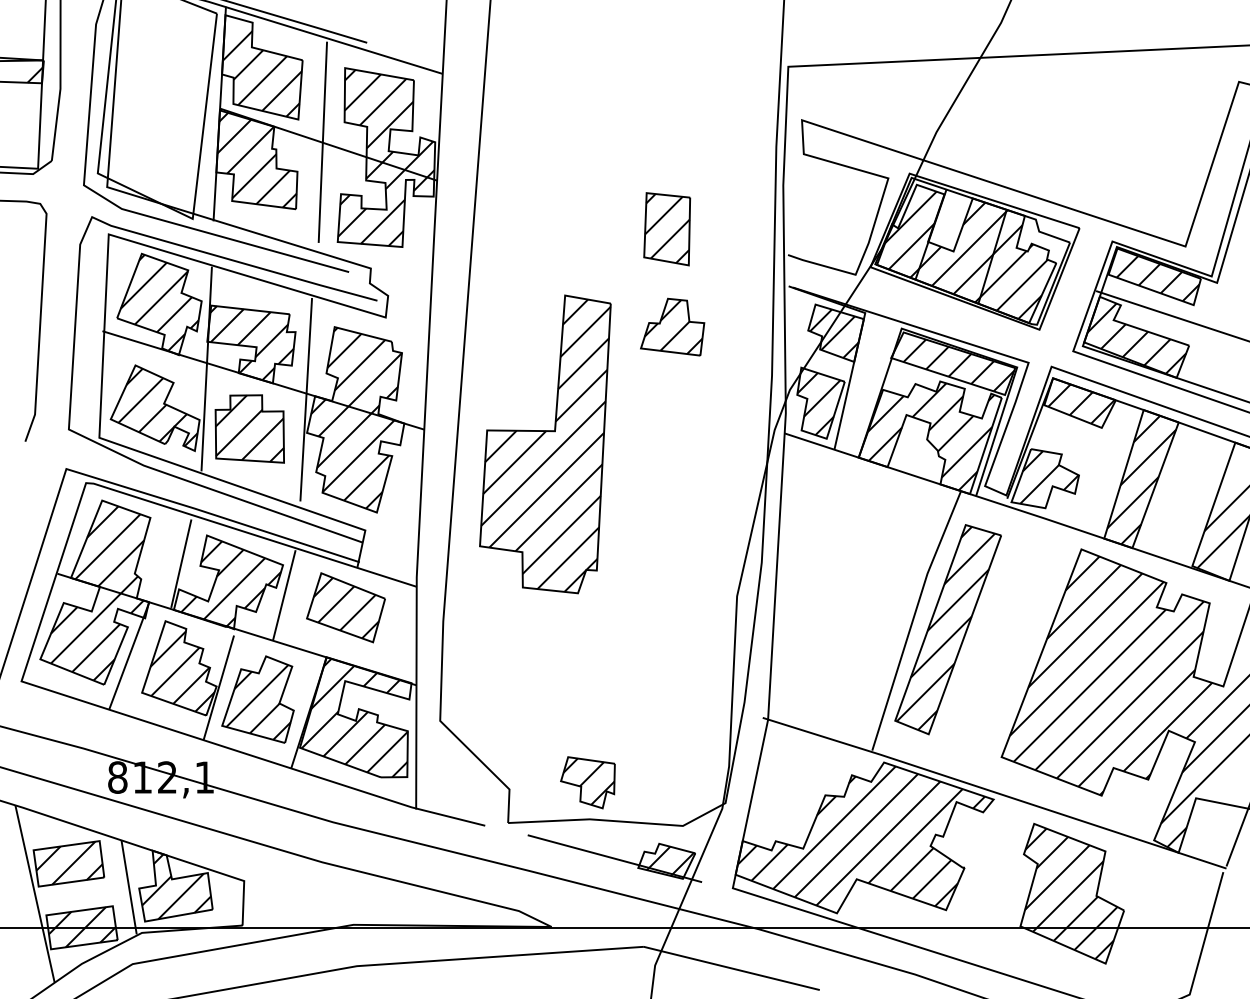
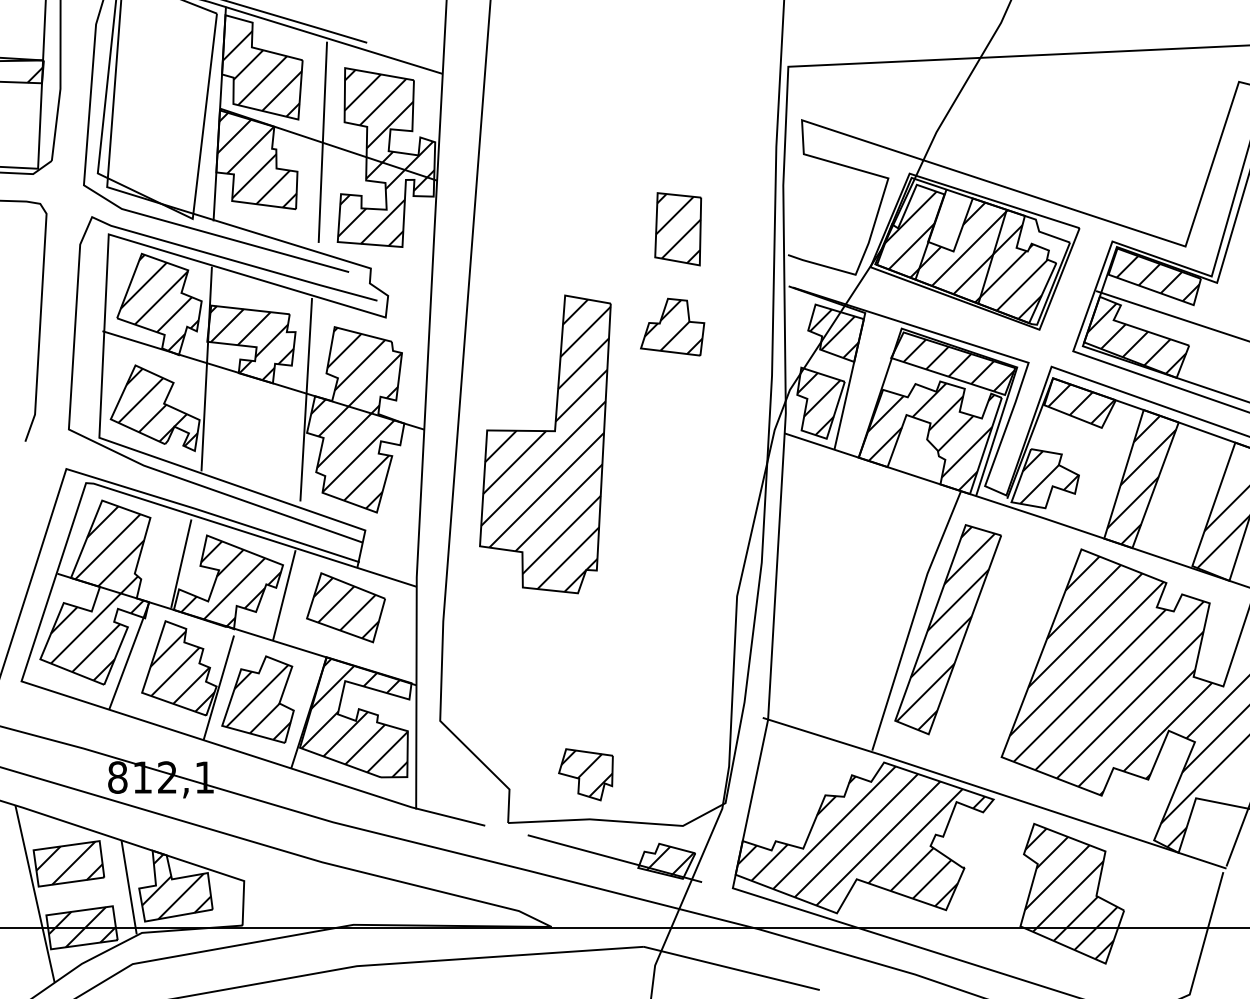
part position: (667, 229) -> (678, 229) (678, 229)
part: present -> none (249, 428)
part position: (587, 782) -> (585, 774) (585, 774)
